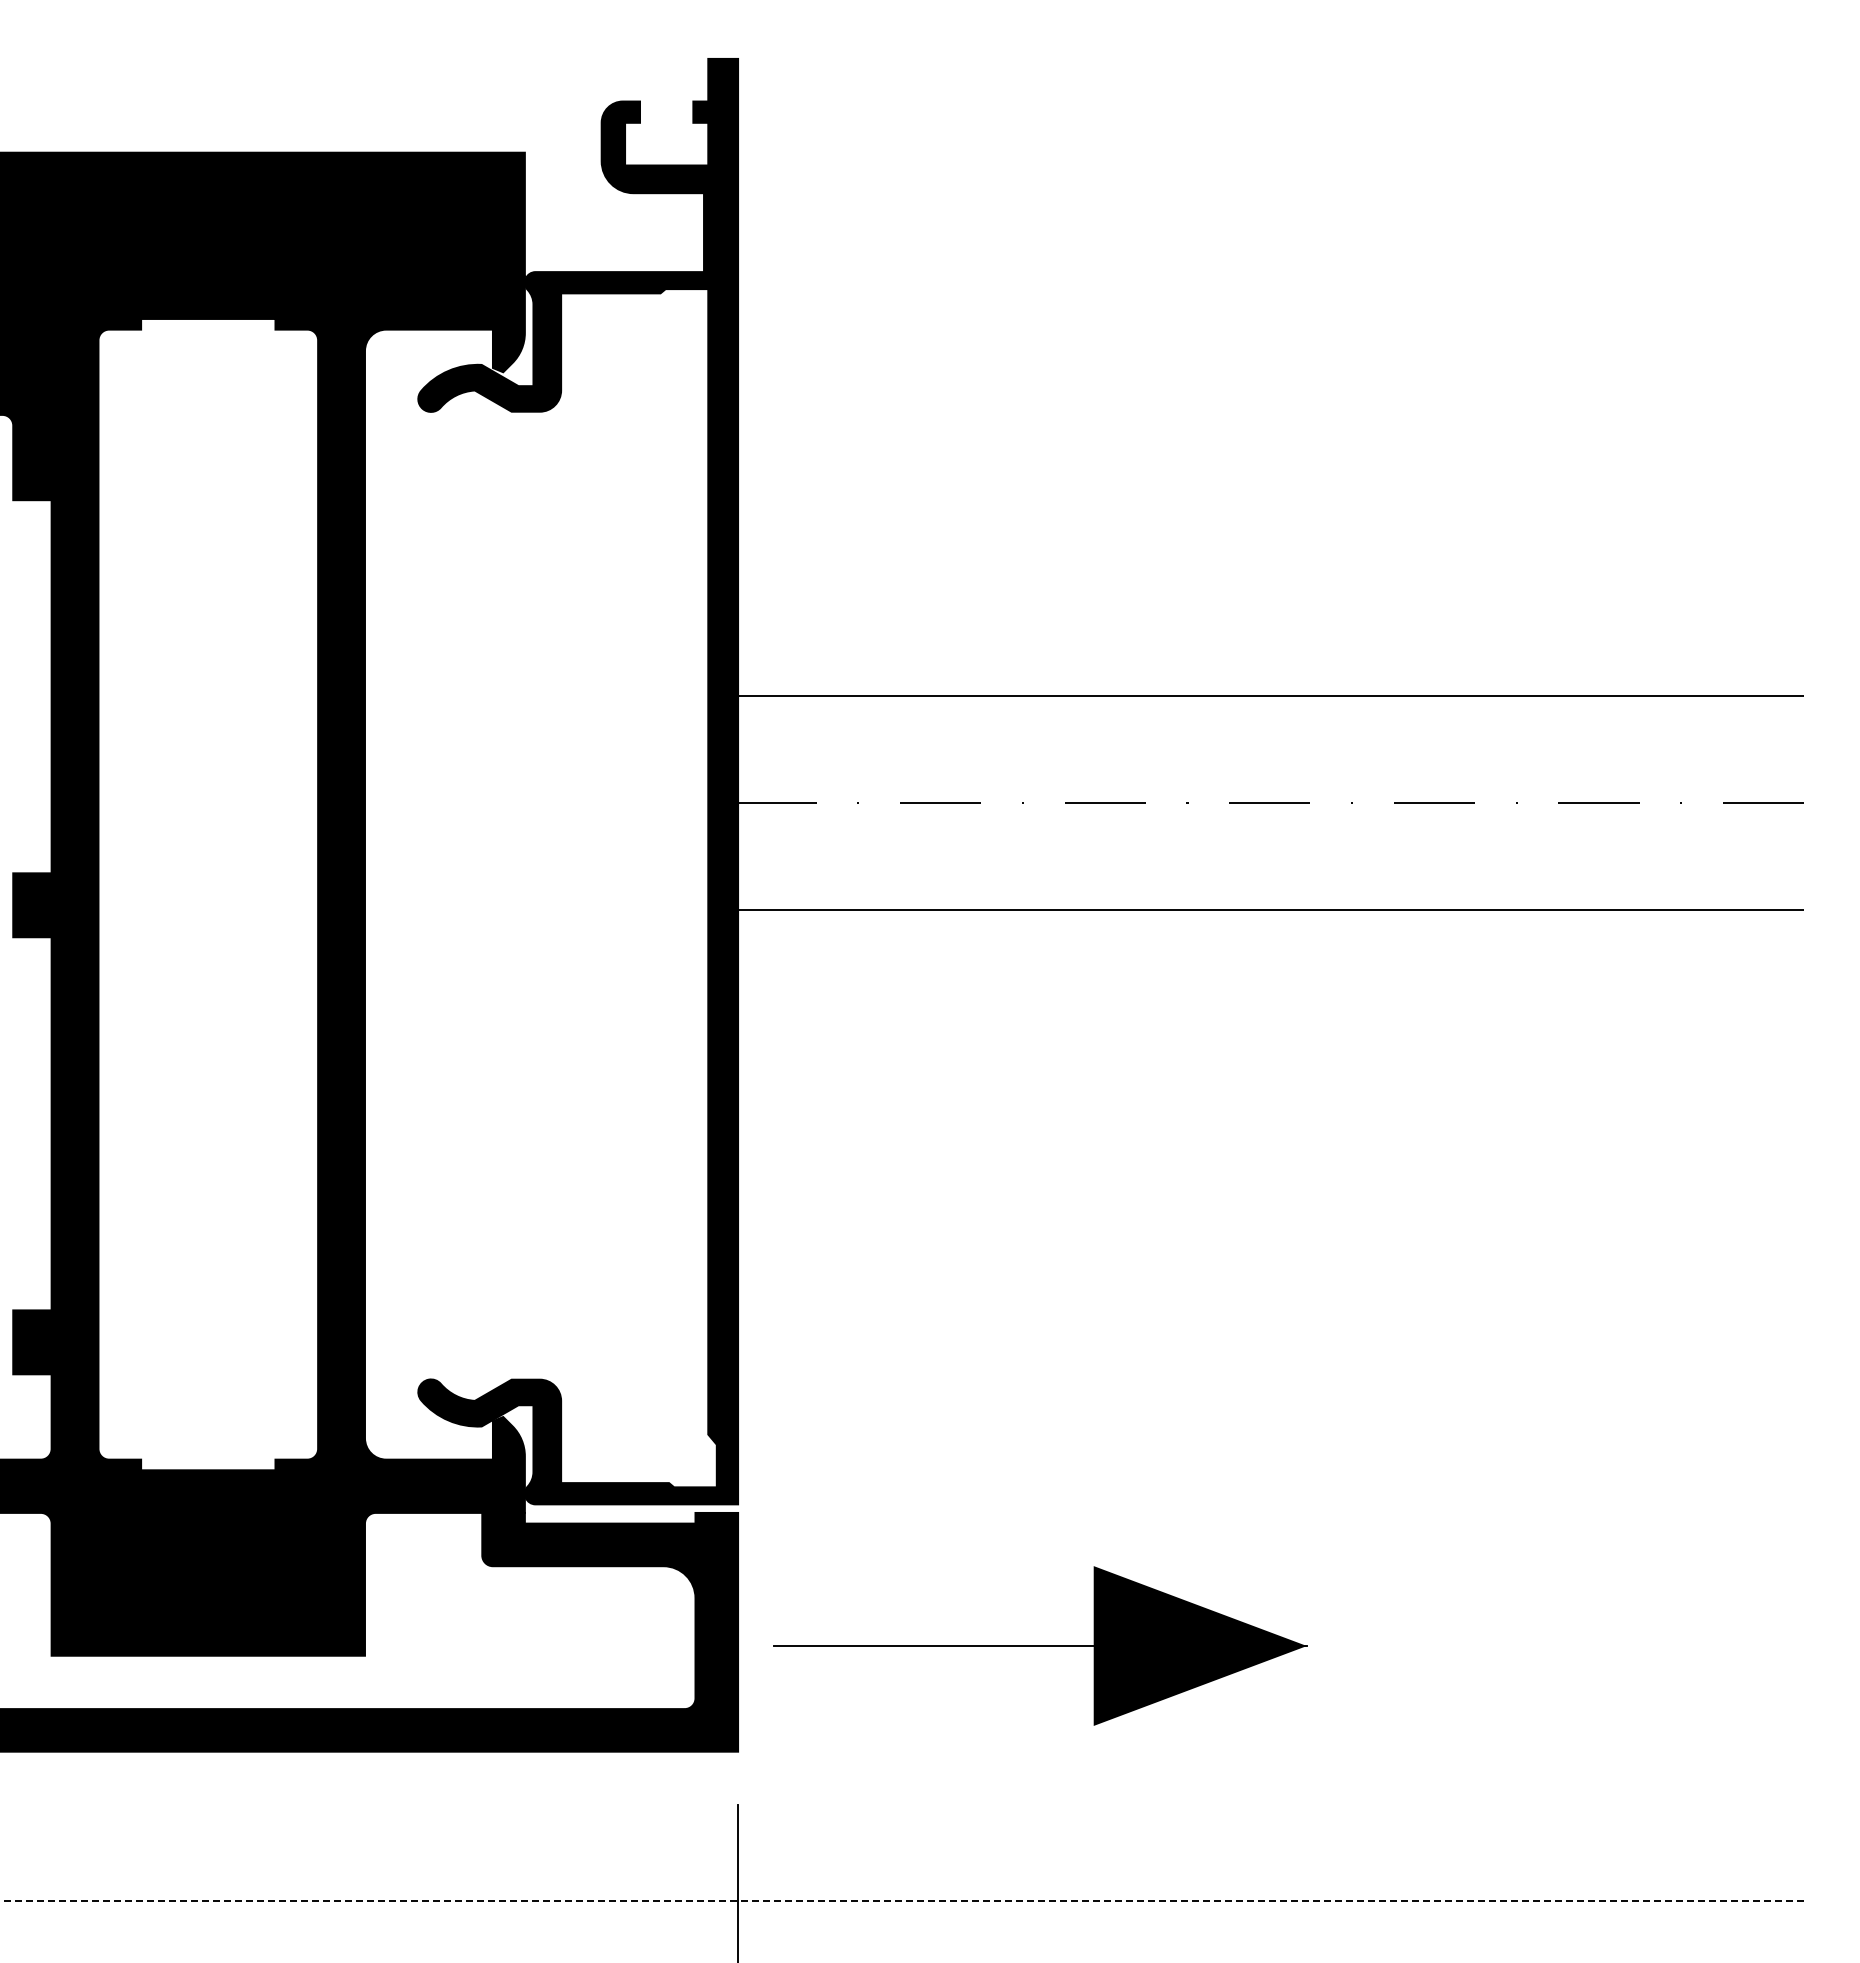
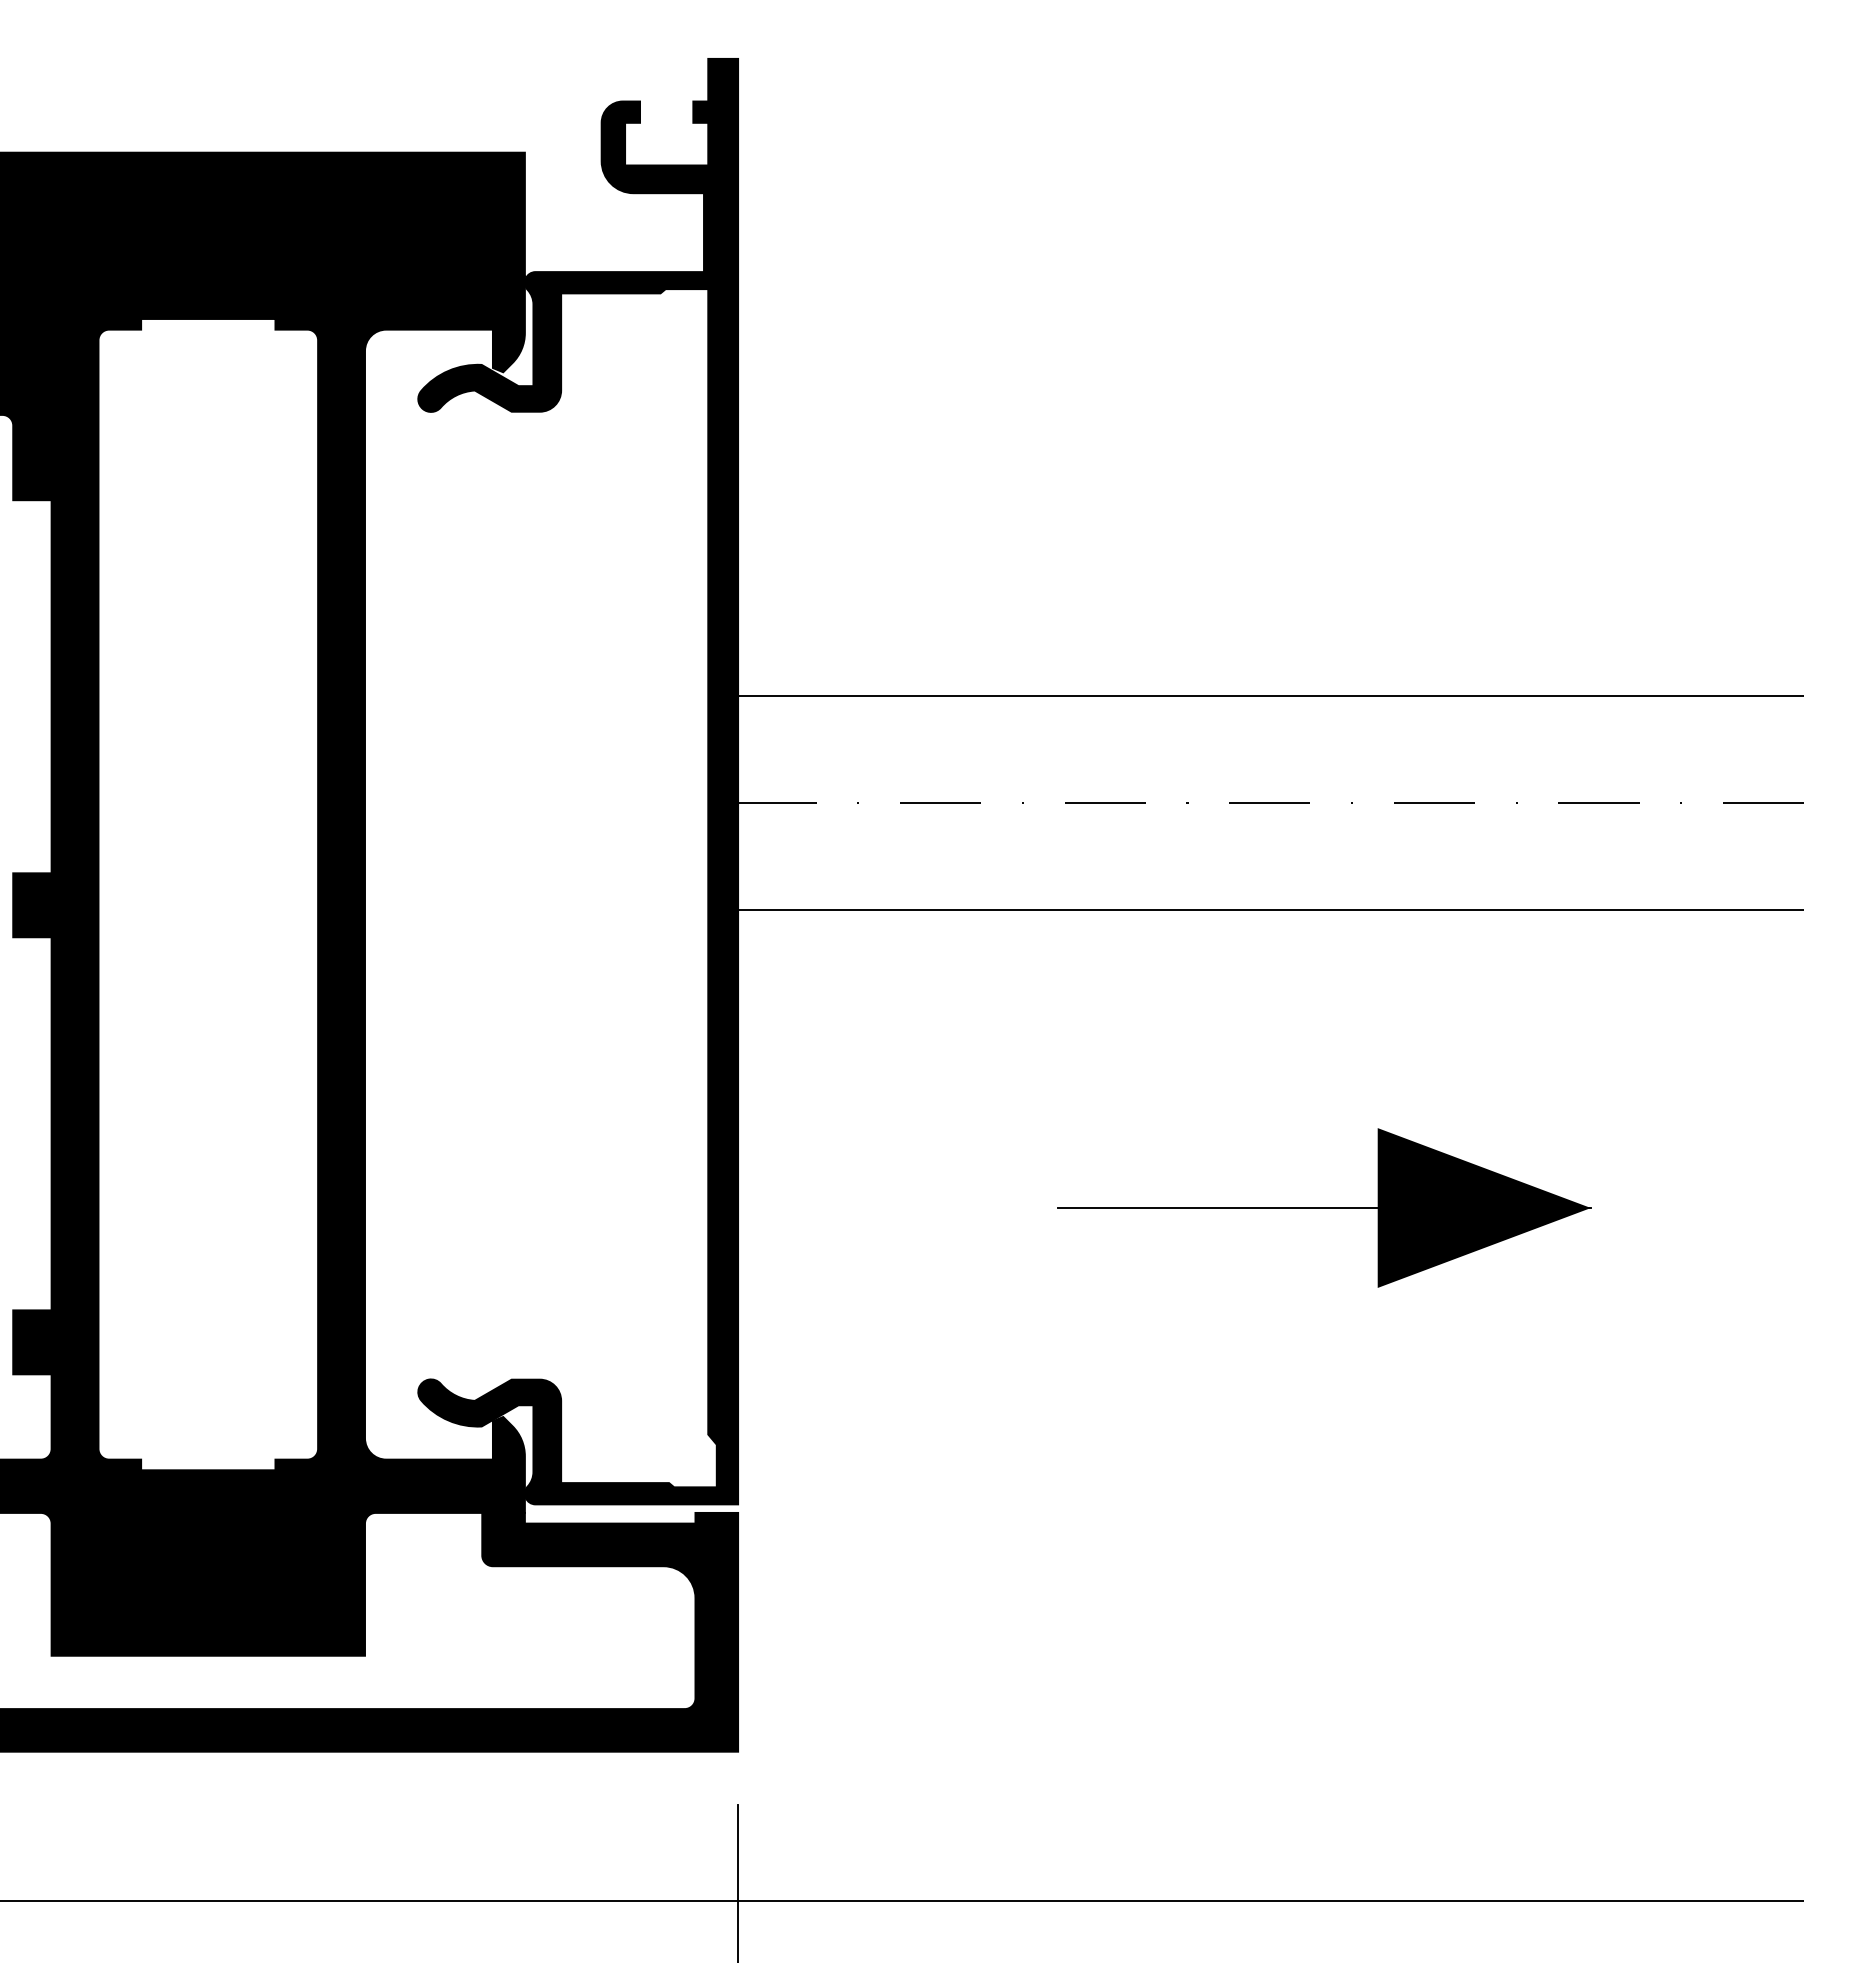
part position: (1040, 1645) -> (1324, 1207) (1324, 1207)
line: dashed -> solid (902, 1900)
